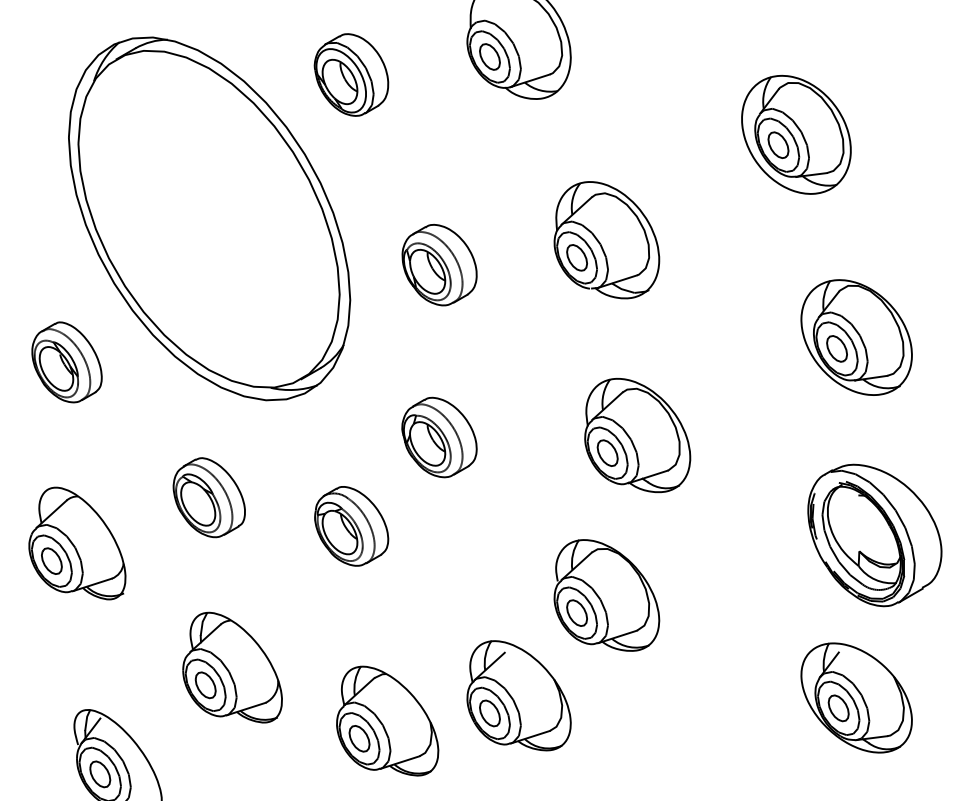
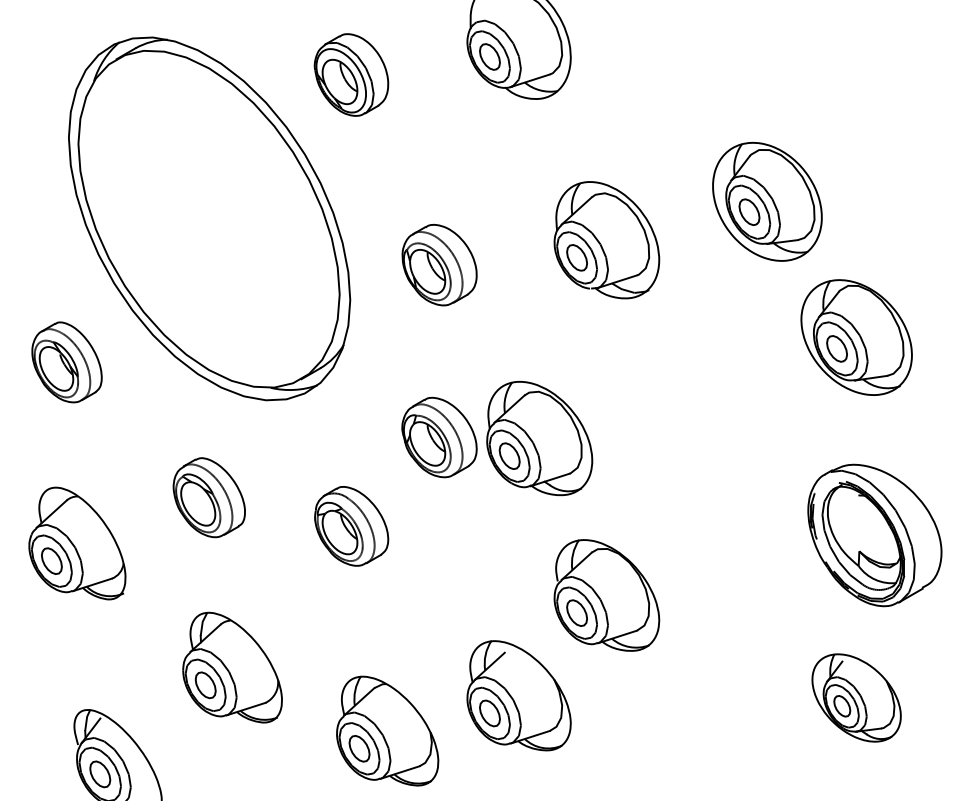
part position: (796, 134) -> (767, 201) (767, 201)
part position: (637, 435) -> (539, 438) (539, 438)
part size: 113x112 px -> 91x90 px (856, 697)
part position: (387, 720) -> (387, 730) (387, 730)
